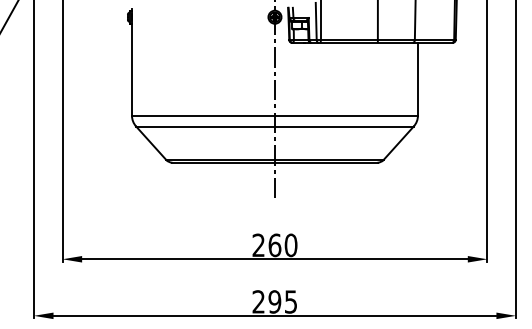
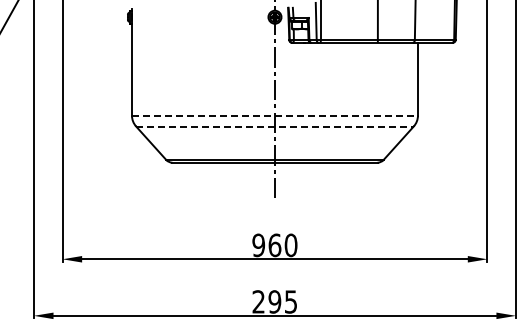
line: solid -> dashed (275, 115)
line: solid -> dashed (274, 126)
text: 260 -> 960 (258, 245)
